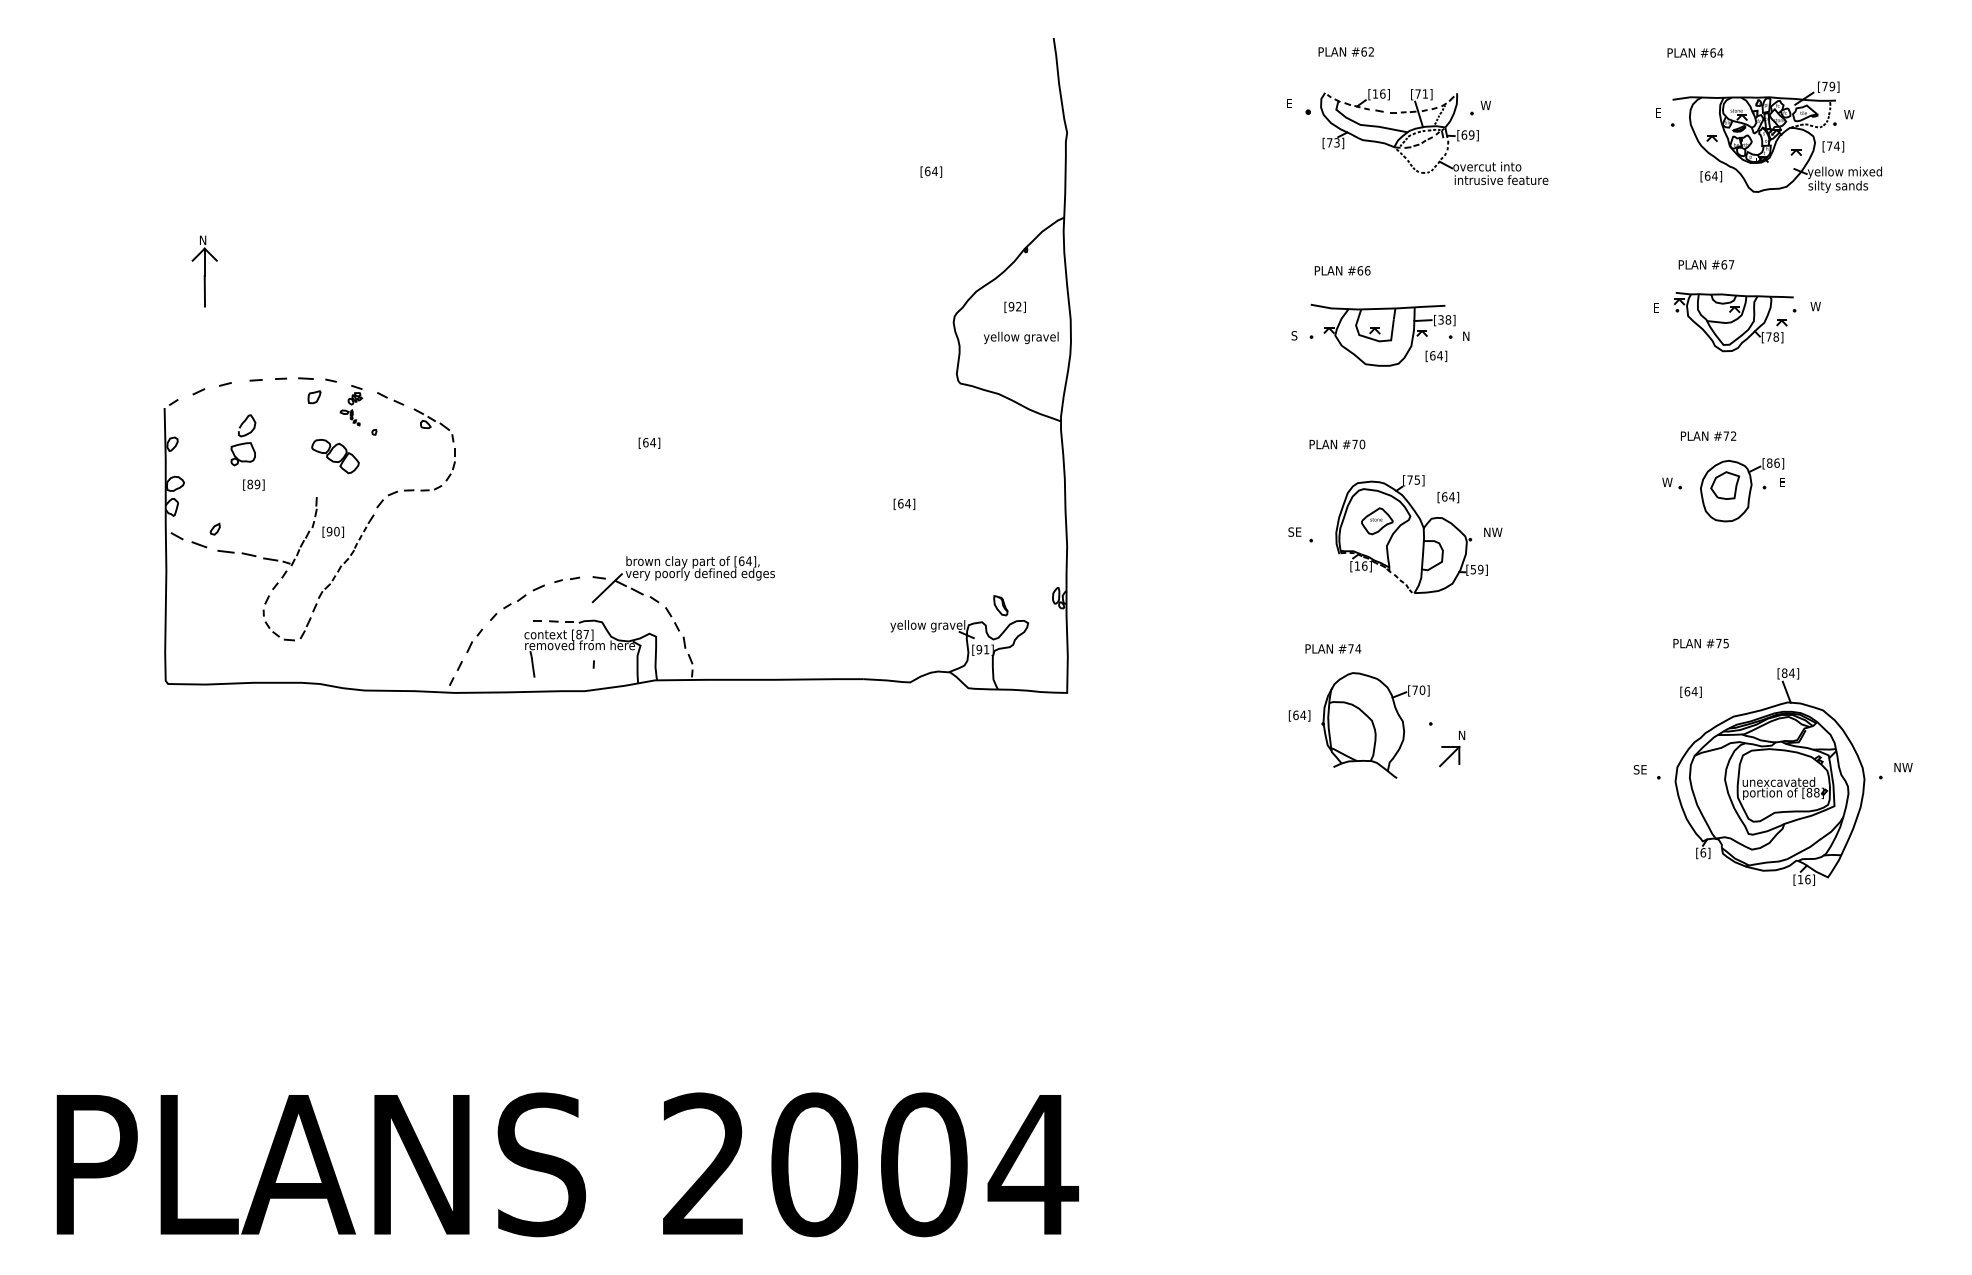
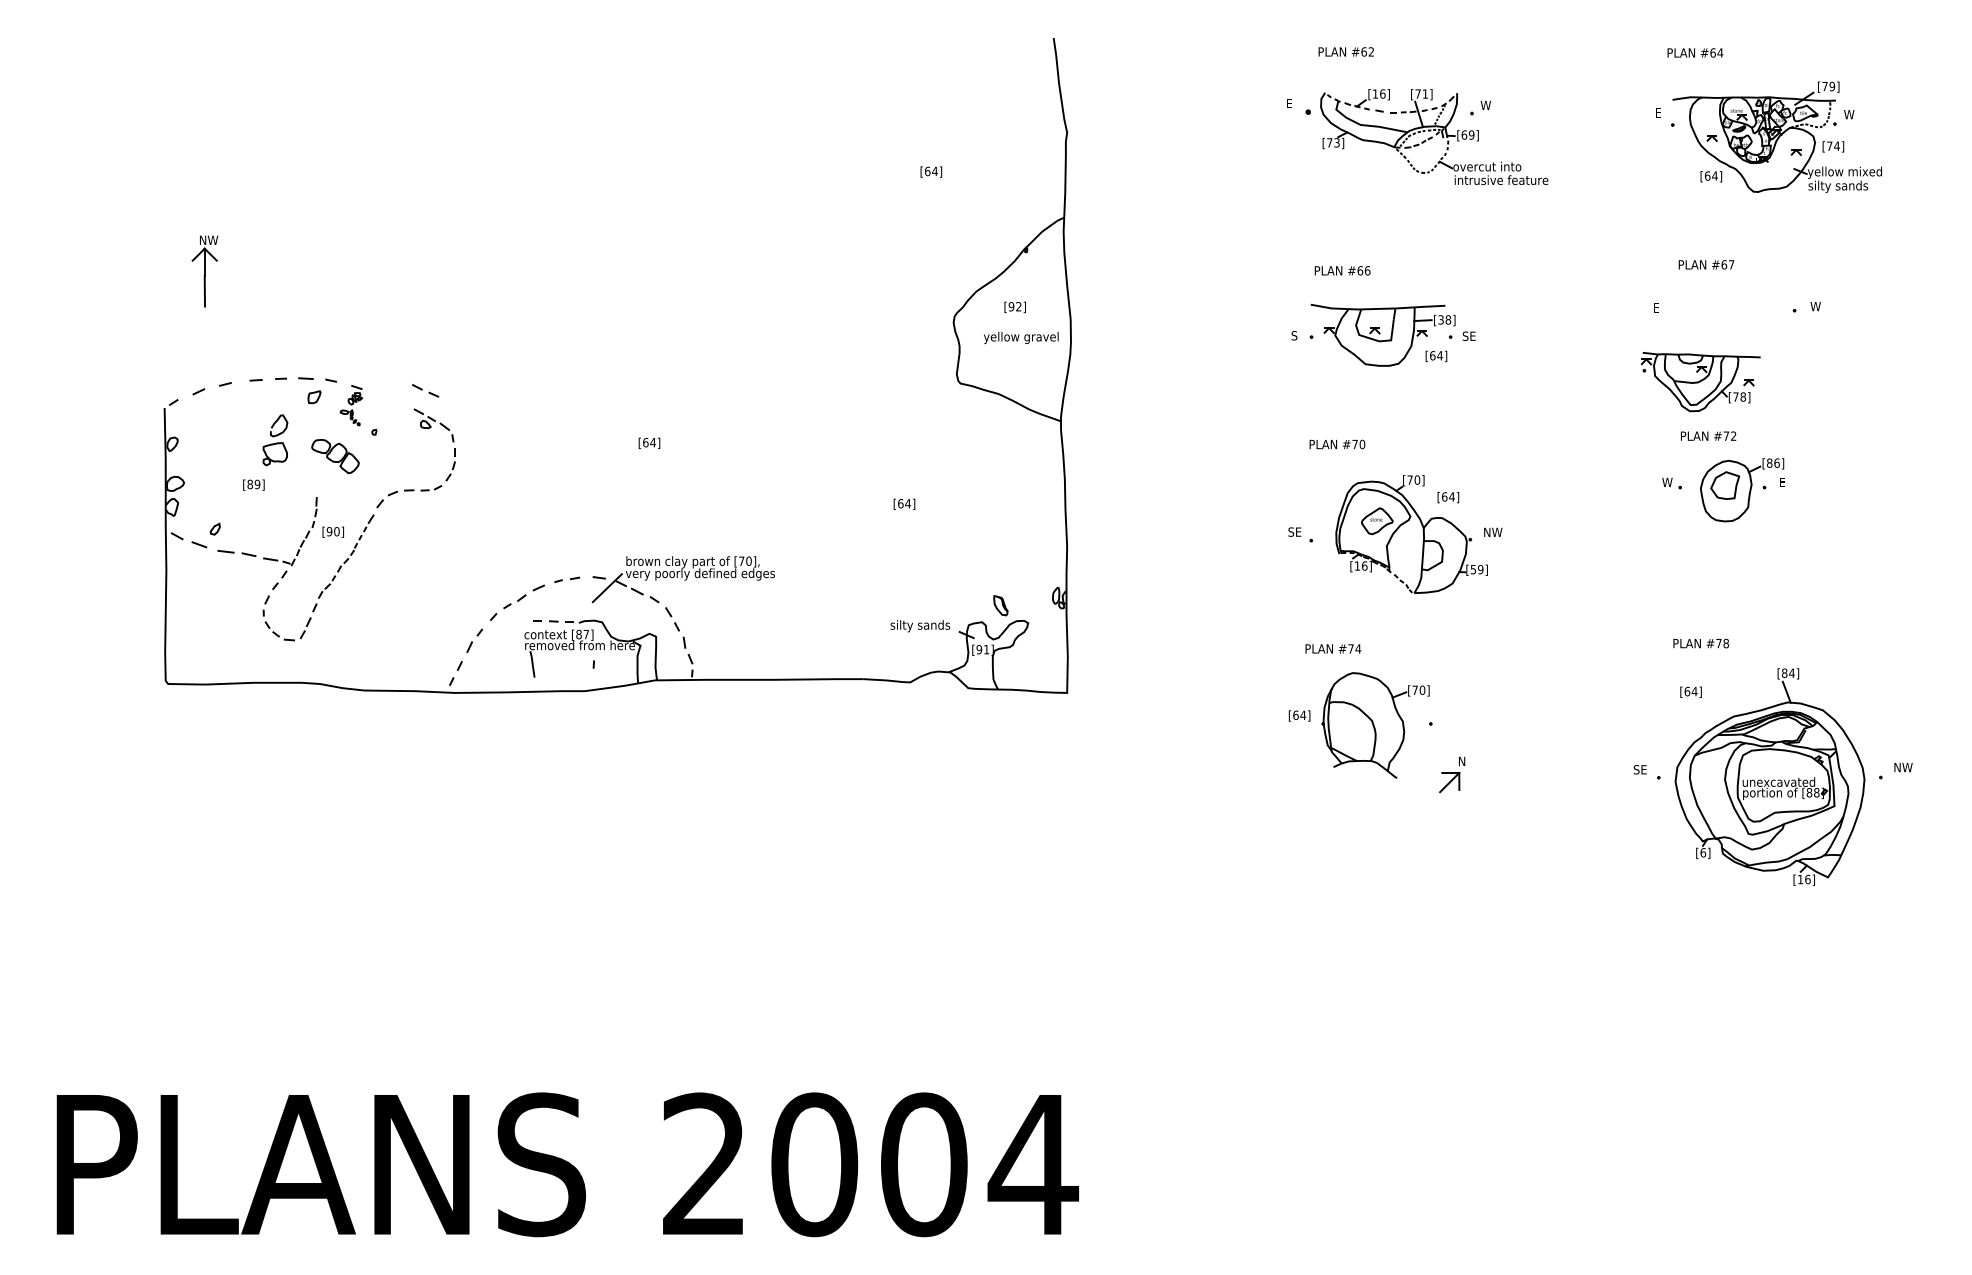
text: N -> NW (213, 239)
part position: (1733, 322) -> (1700, 382) (1700, 382)
text: N -> SE (1468, 336)
part position: (390, 398) -> (425, 390) (425, 390)
part position: (243, 440) -> (275, 440) (275, 440)
text: [75] -> [70] (1417, 479)
text: [64], -> [70], (744, 560)
text: yellow gravel -> silty sands (927, 626)
text: #75 -> #78 (1726, 643)
part position: (1452, 748) -> (1452, 774) (1452, 774)
